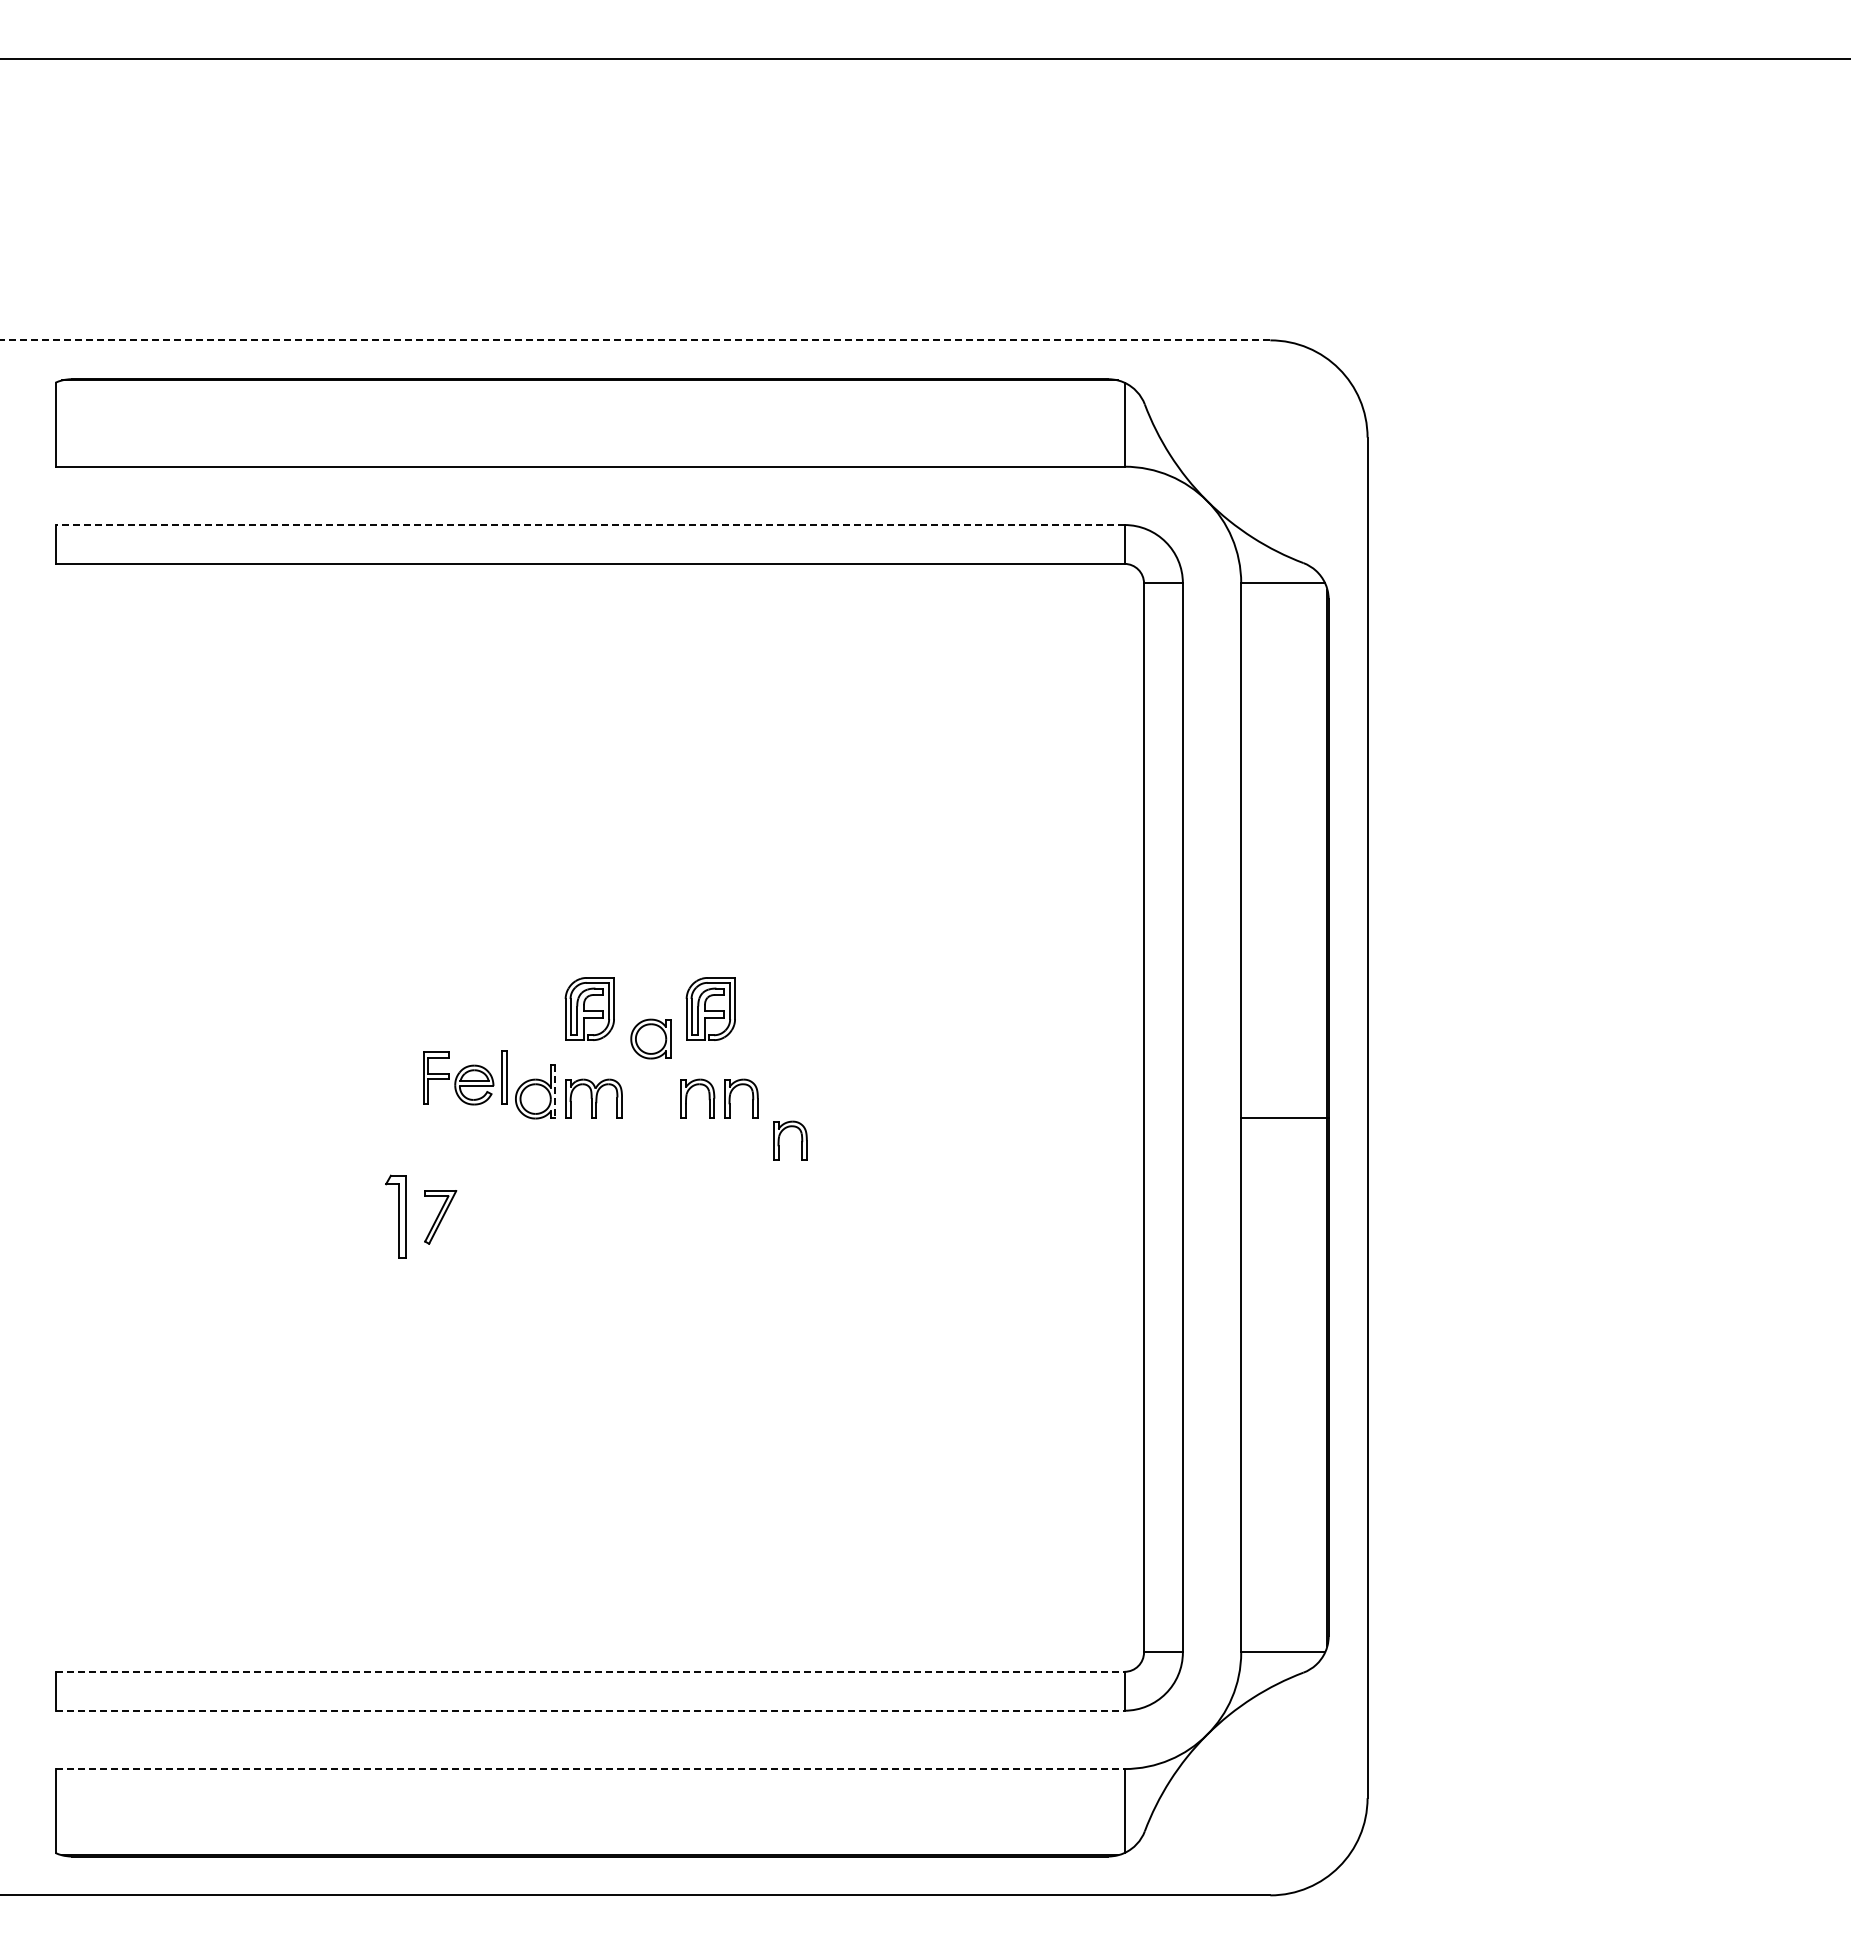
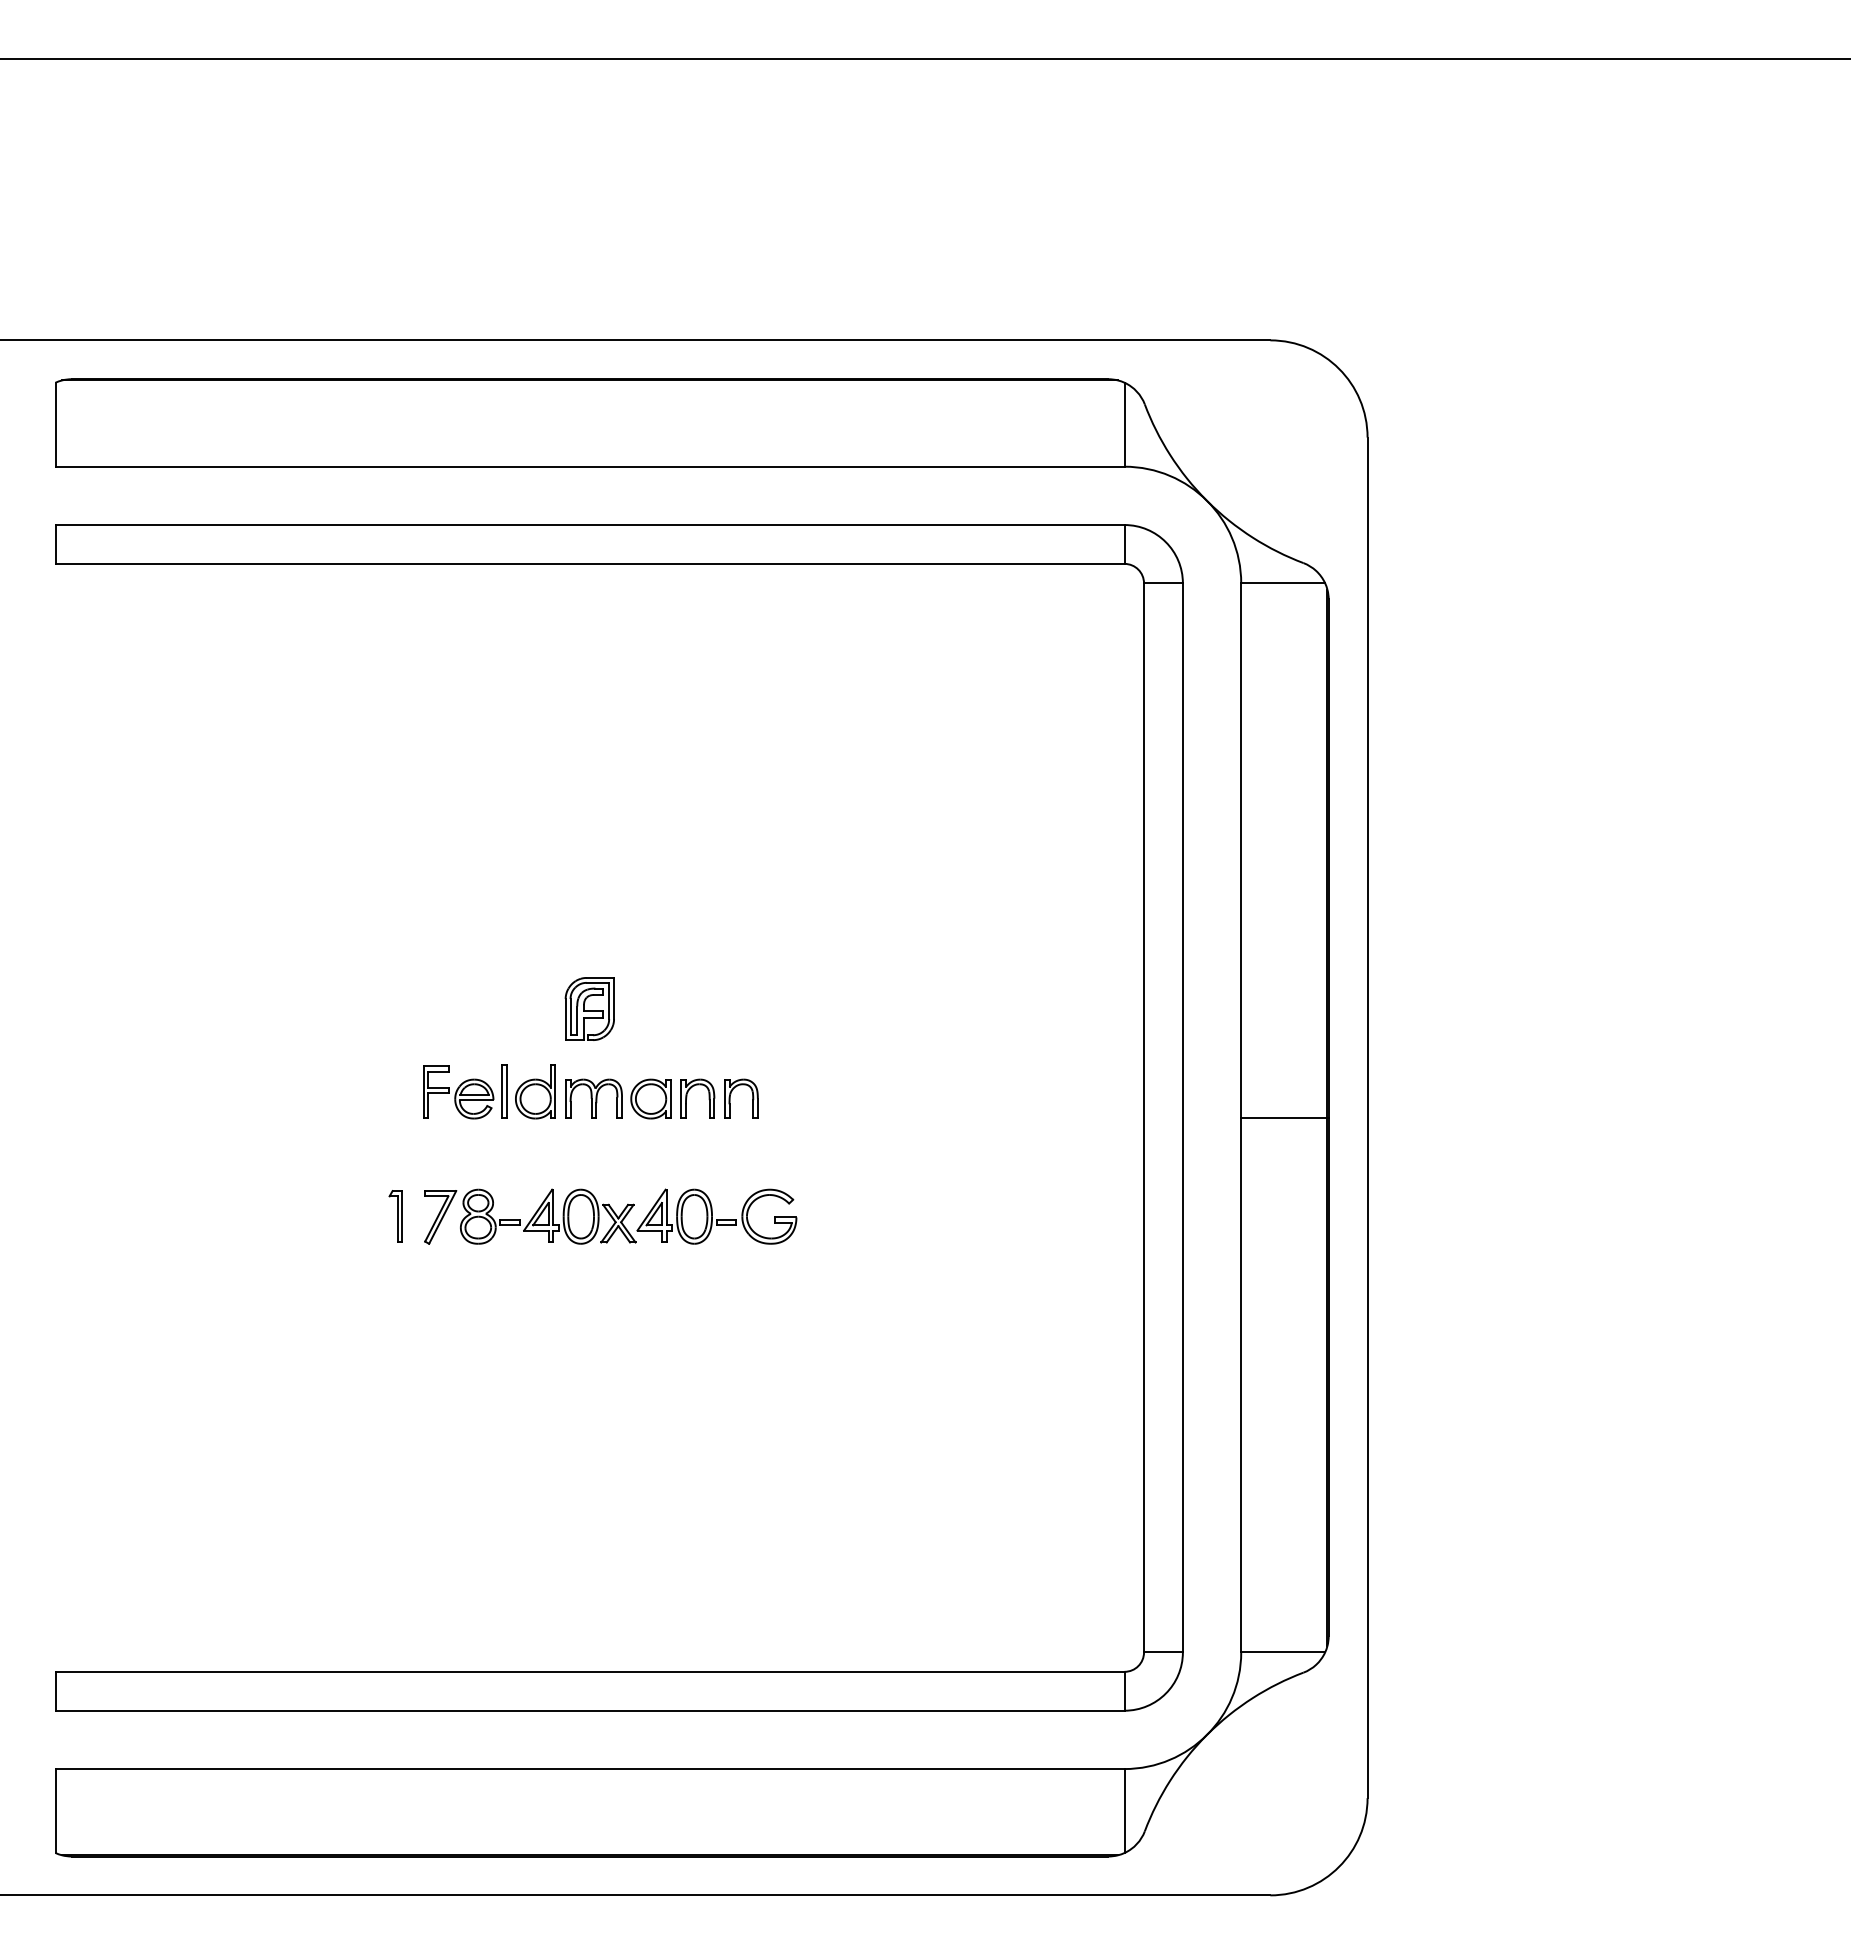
line: dashed -> solid (635, 340)
line: dashed -> solid (590, 525)
part: present -> none (710, 1008)
part position: (650, 1038) -> (650, 1098) (650, 1098)
part position: (465, 1077) -> (465, 1091) (465, 1091)
line: dashed -> solid (555, 1092)
part: present -> none (780, 1136)
part size: 22x85 px -> 15x53 px (395, 1216)
part: none -> present (628, 1216)
line: dashed -> solid (590, 1671)
line: dashed -> solid (590, 1710)
line: dashed -> solid (590, 1769)
